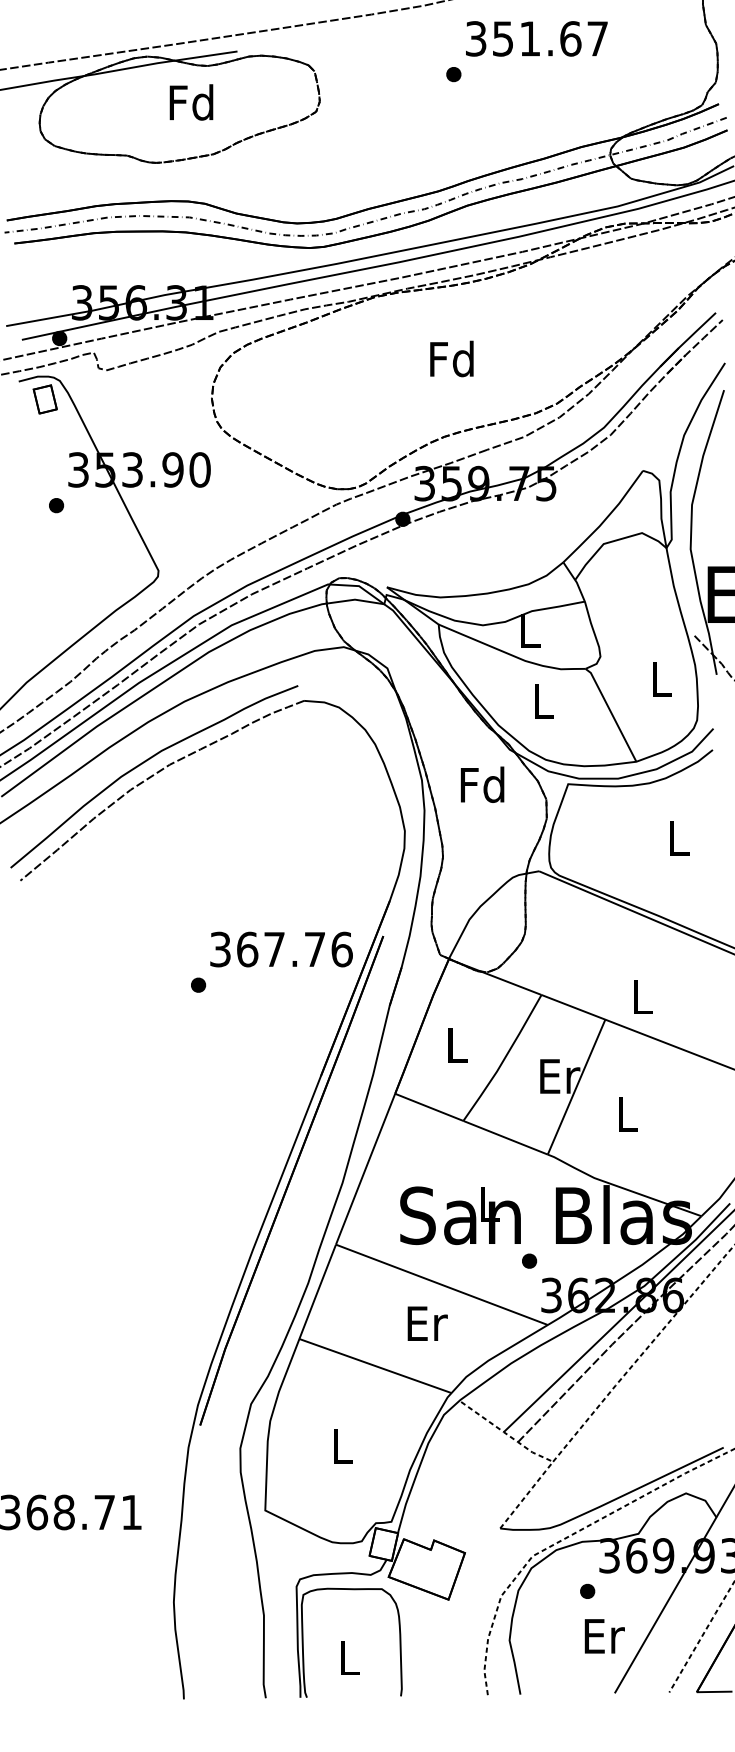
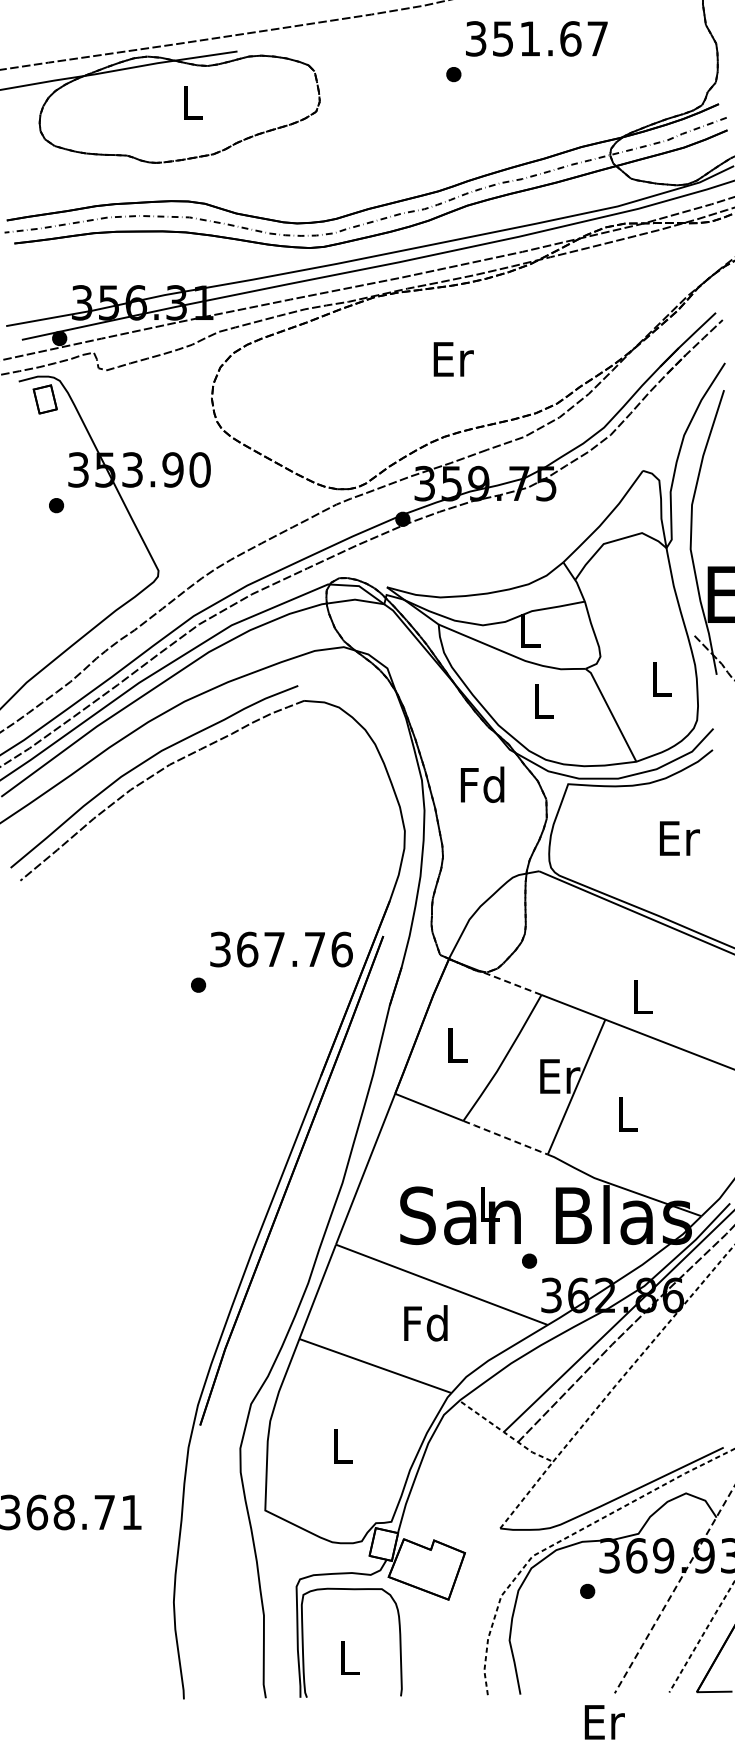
text: Fd -> L (191, 102)
text: Fd -> Er (451, 358)
text: L -> Er (679, 838)
line: solid -> dashed (510, 983)
line: solid -> dashed (505, 1137)
text: Er -> Fd (425, 1323)
line: solid -> dashed (674, 1589)
text position: (604, 1636) -> (604, 1722) (604, 1722)
